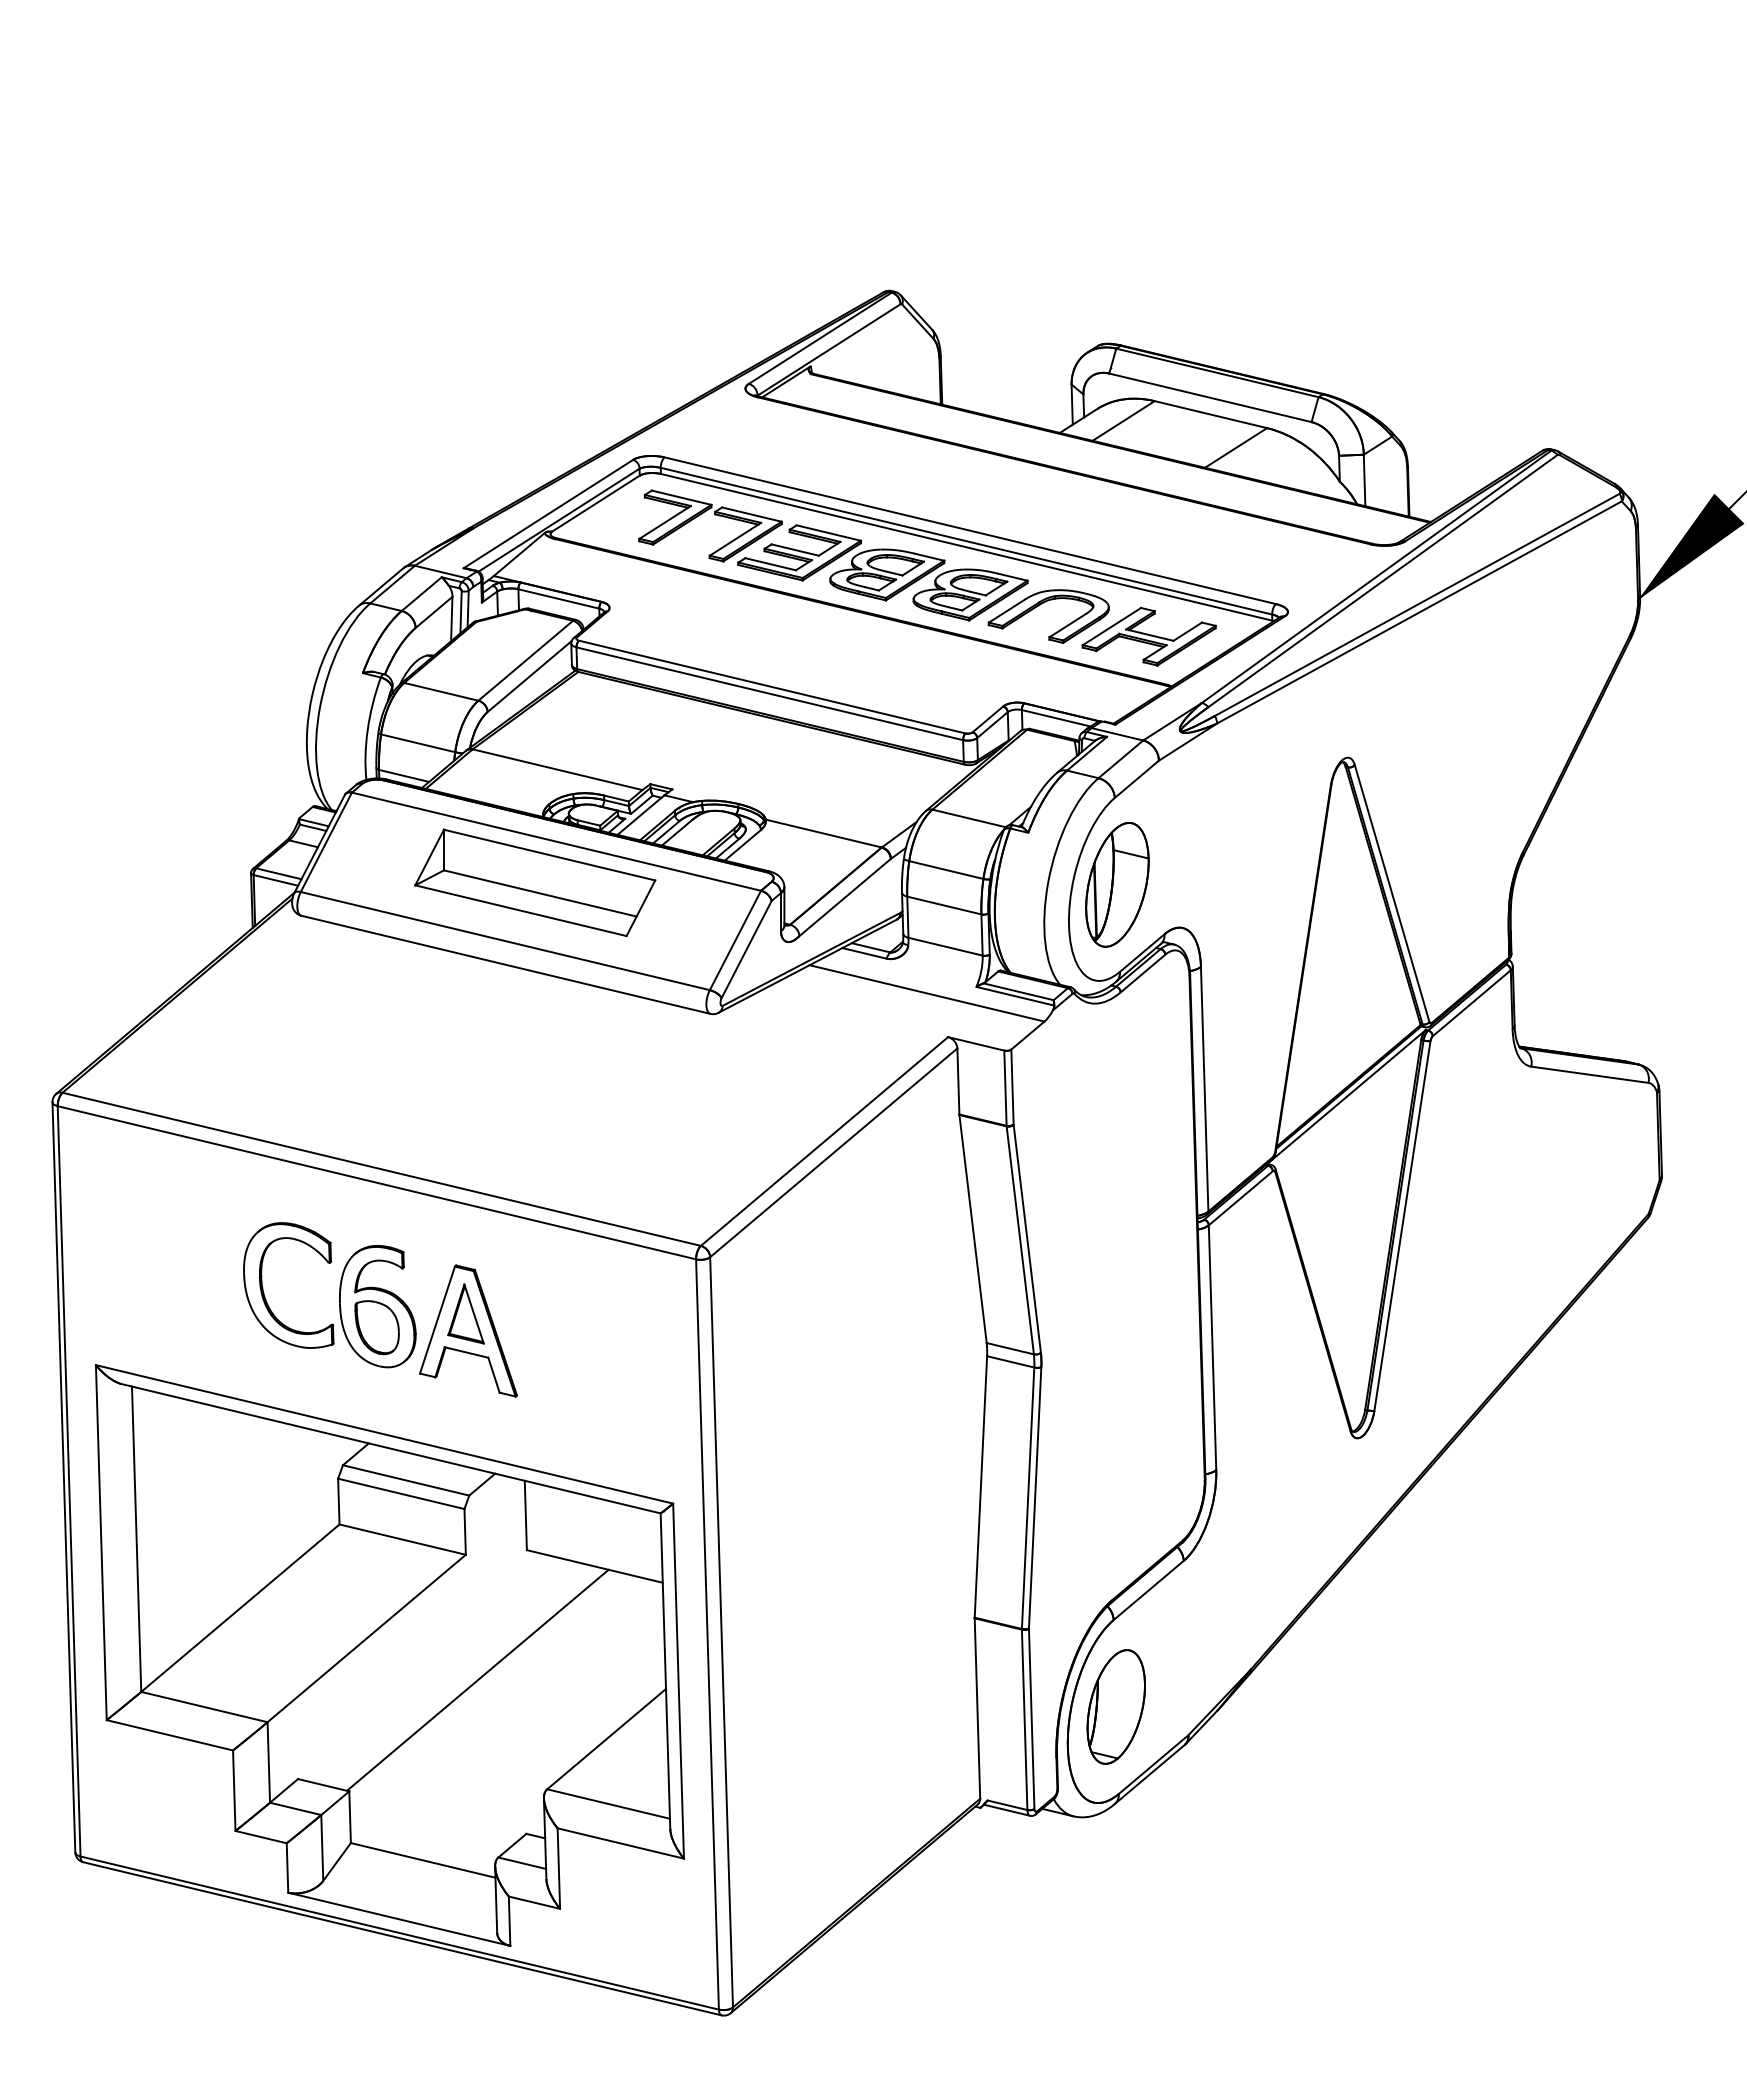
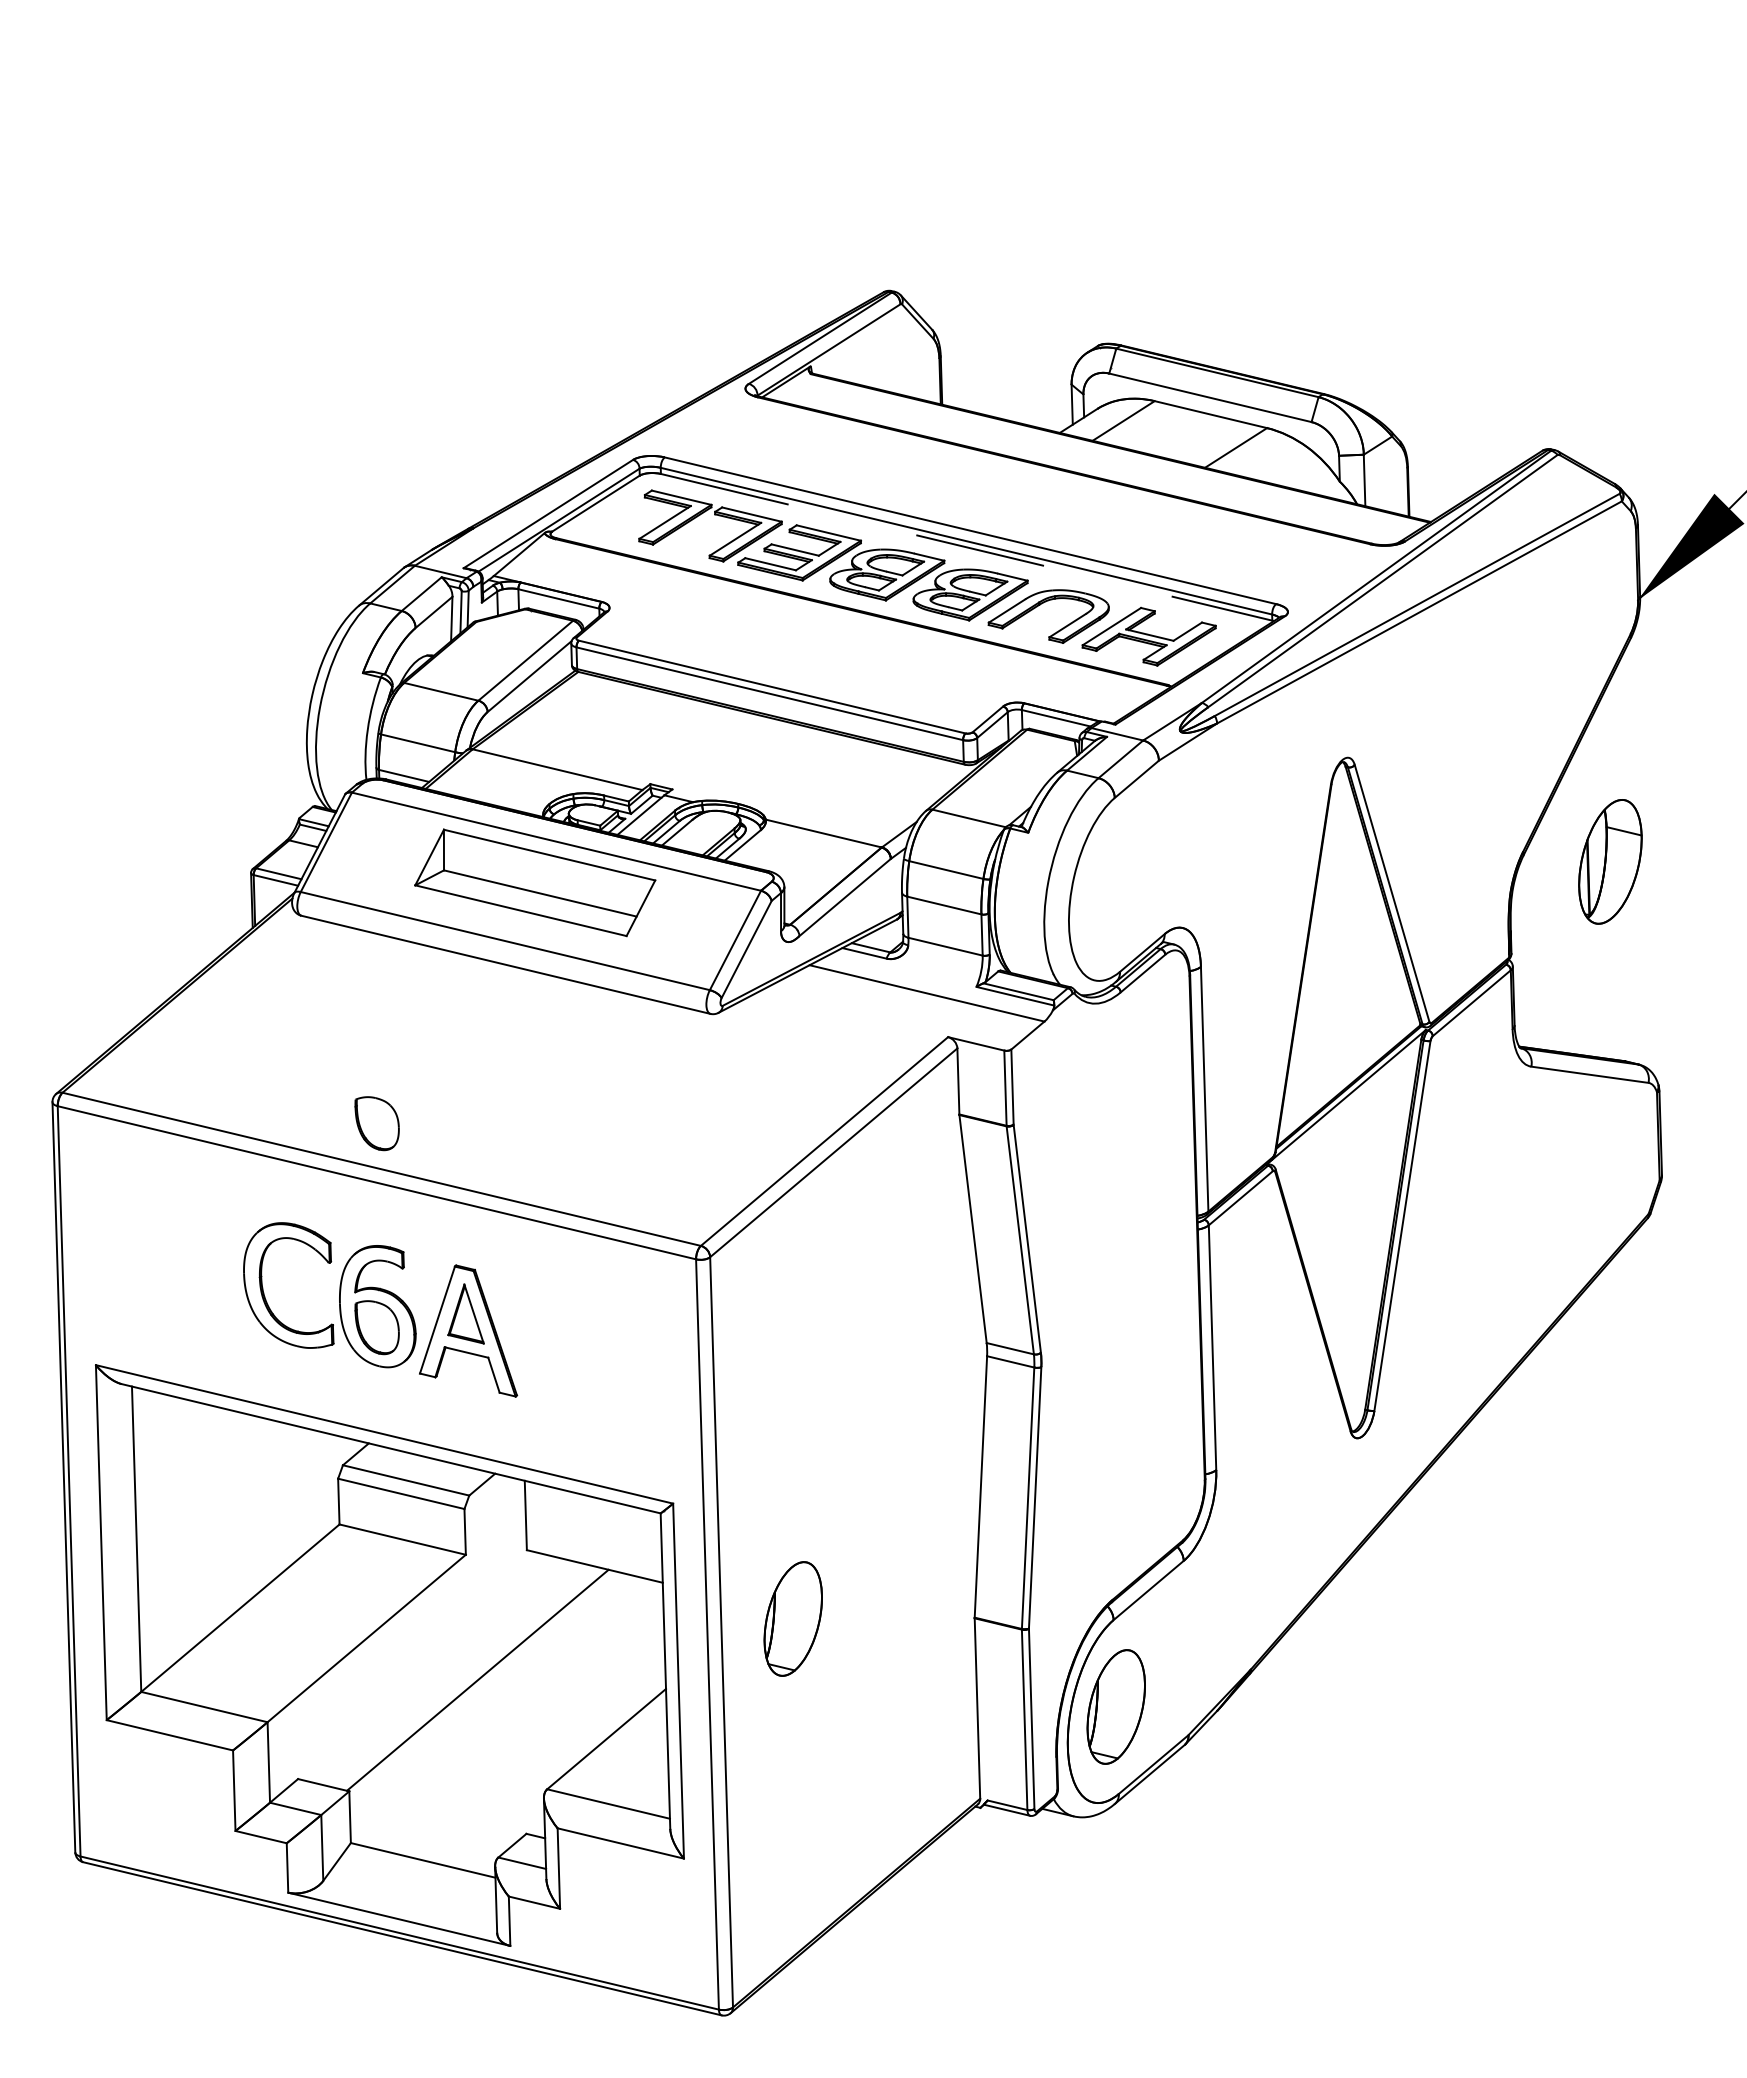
line: solid -> dashed (967, 547)
part position: (1117, 884) -> (1610, 861) (1610, 861)
part: none -> present (376, 1123)
part: none -> present (792, 1618)
